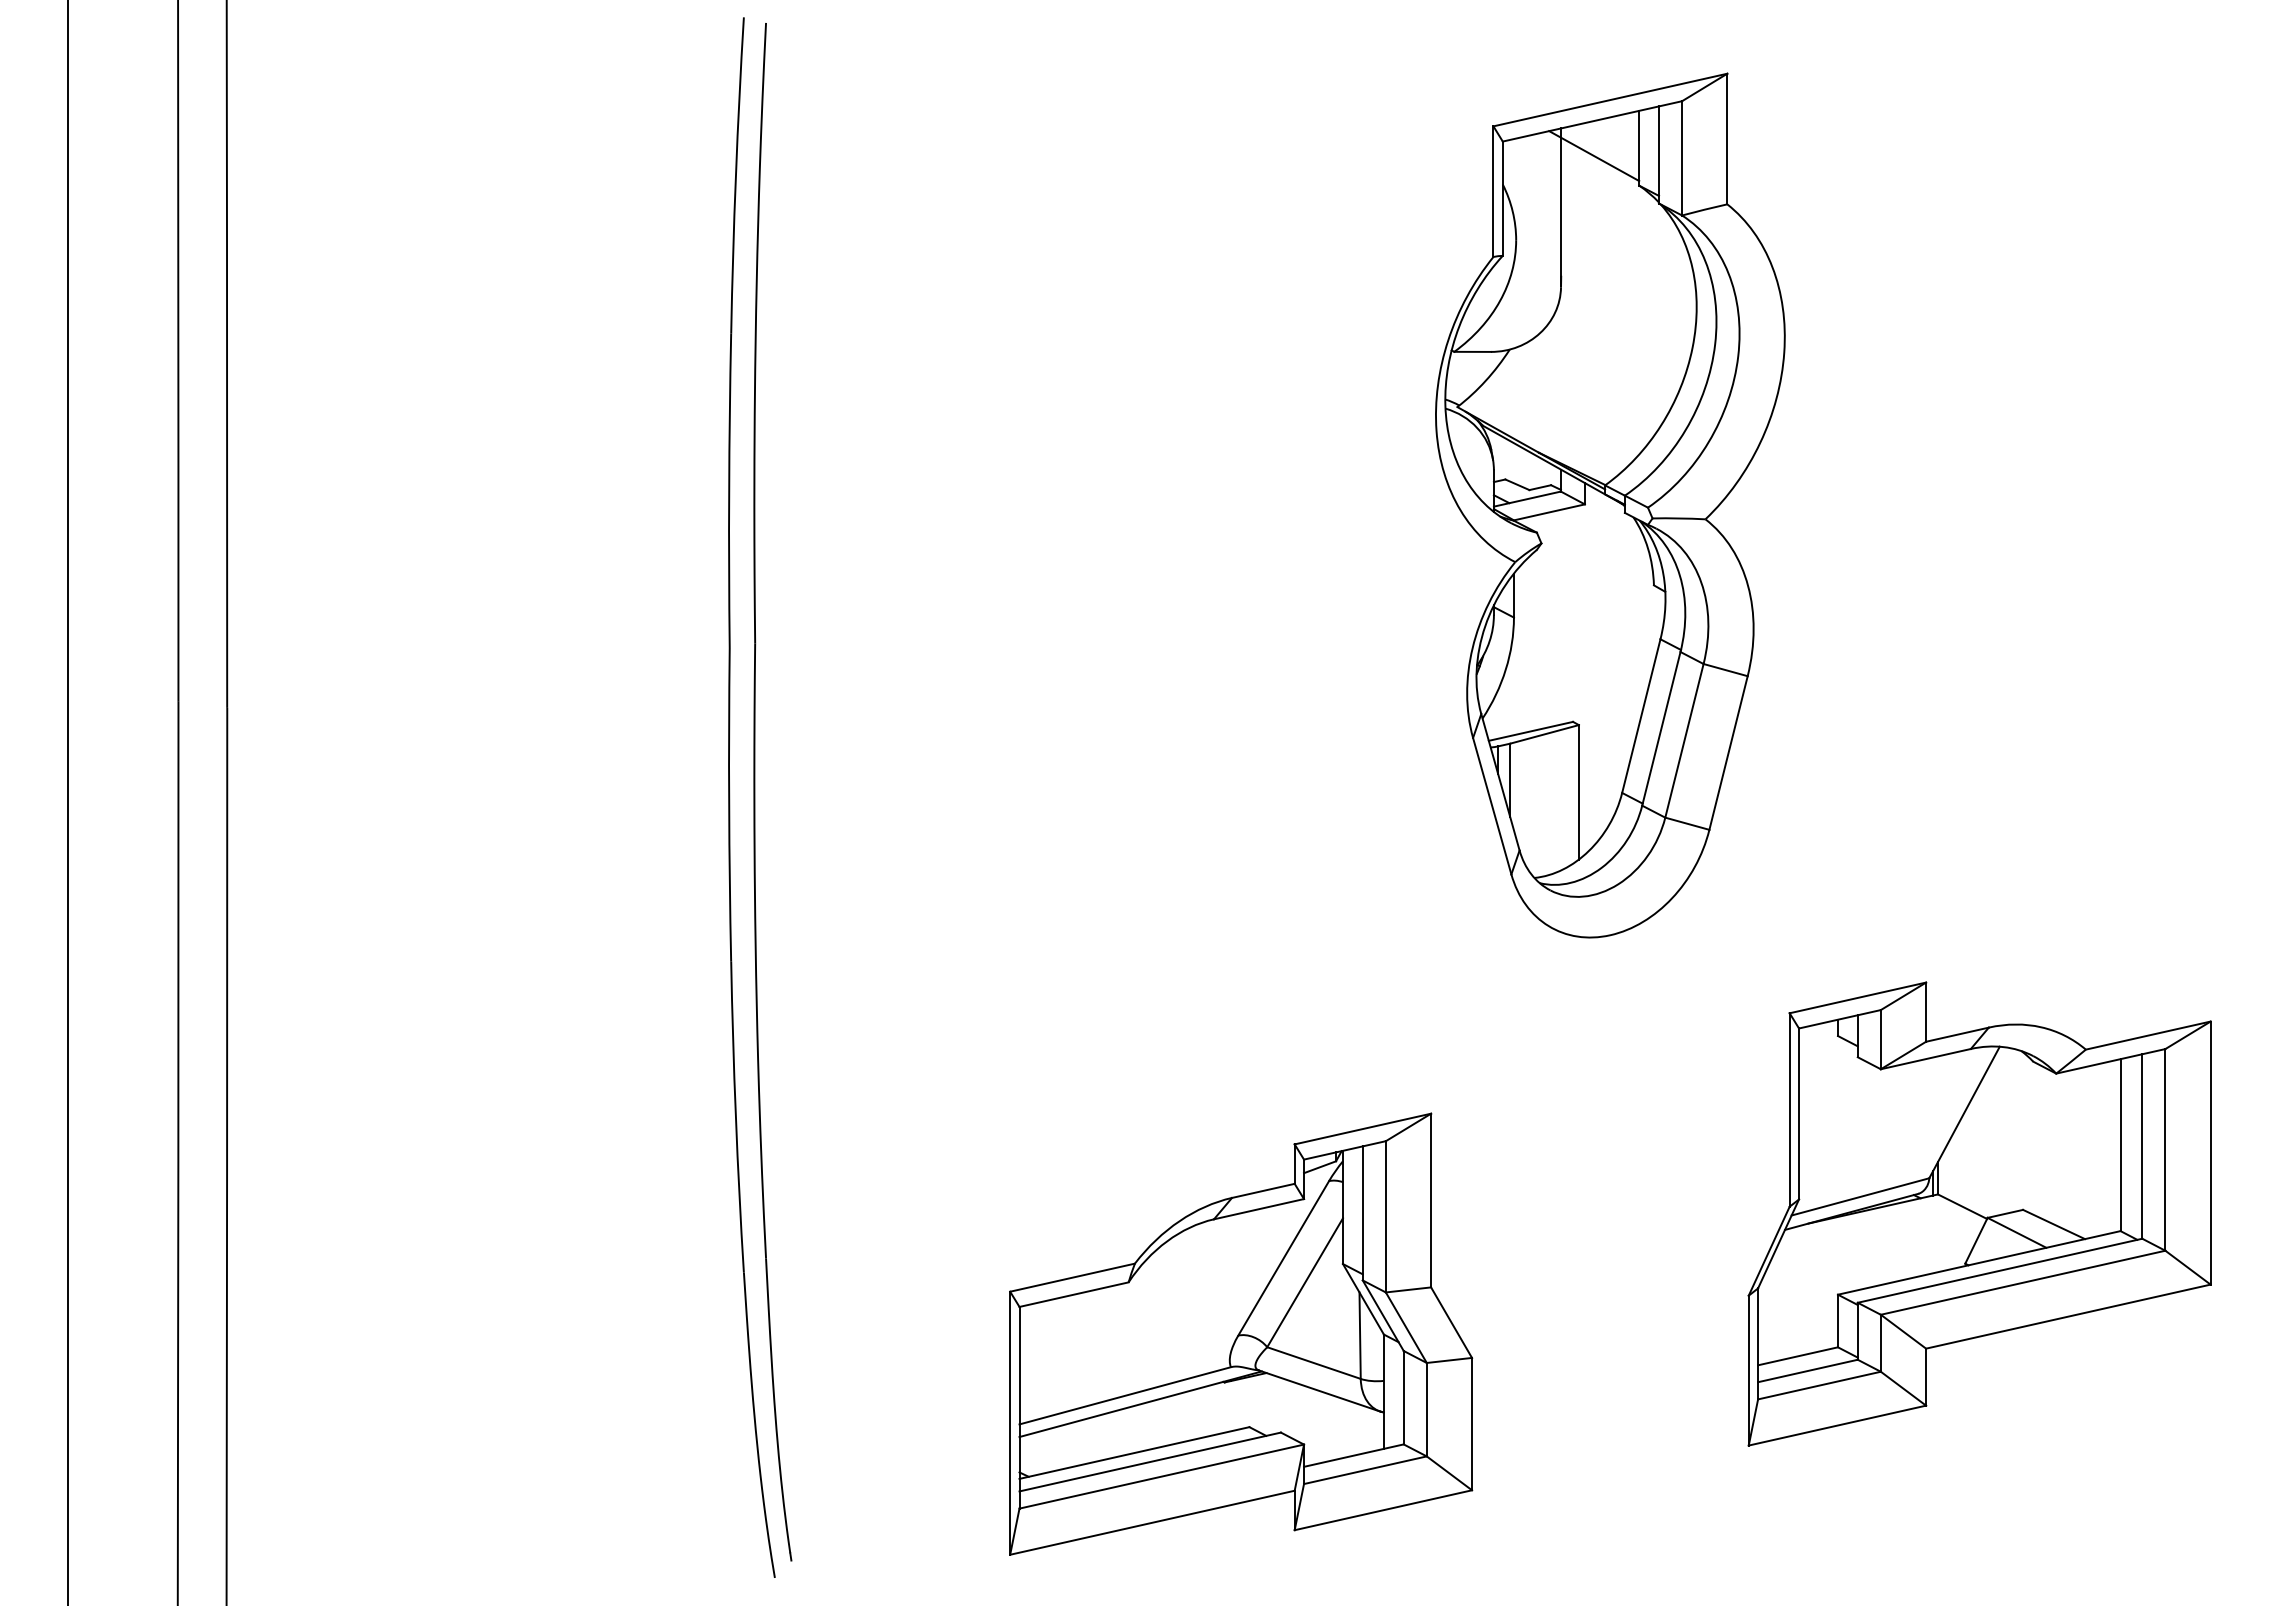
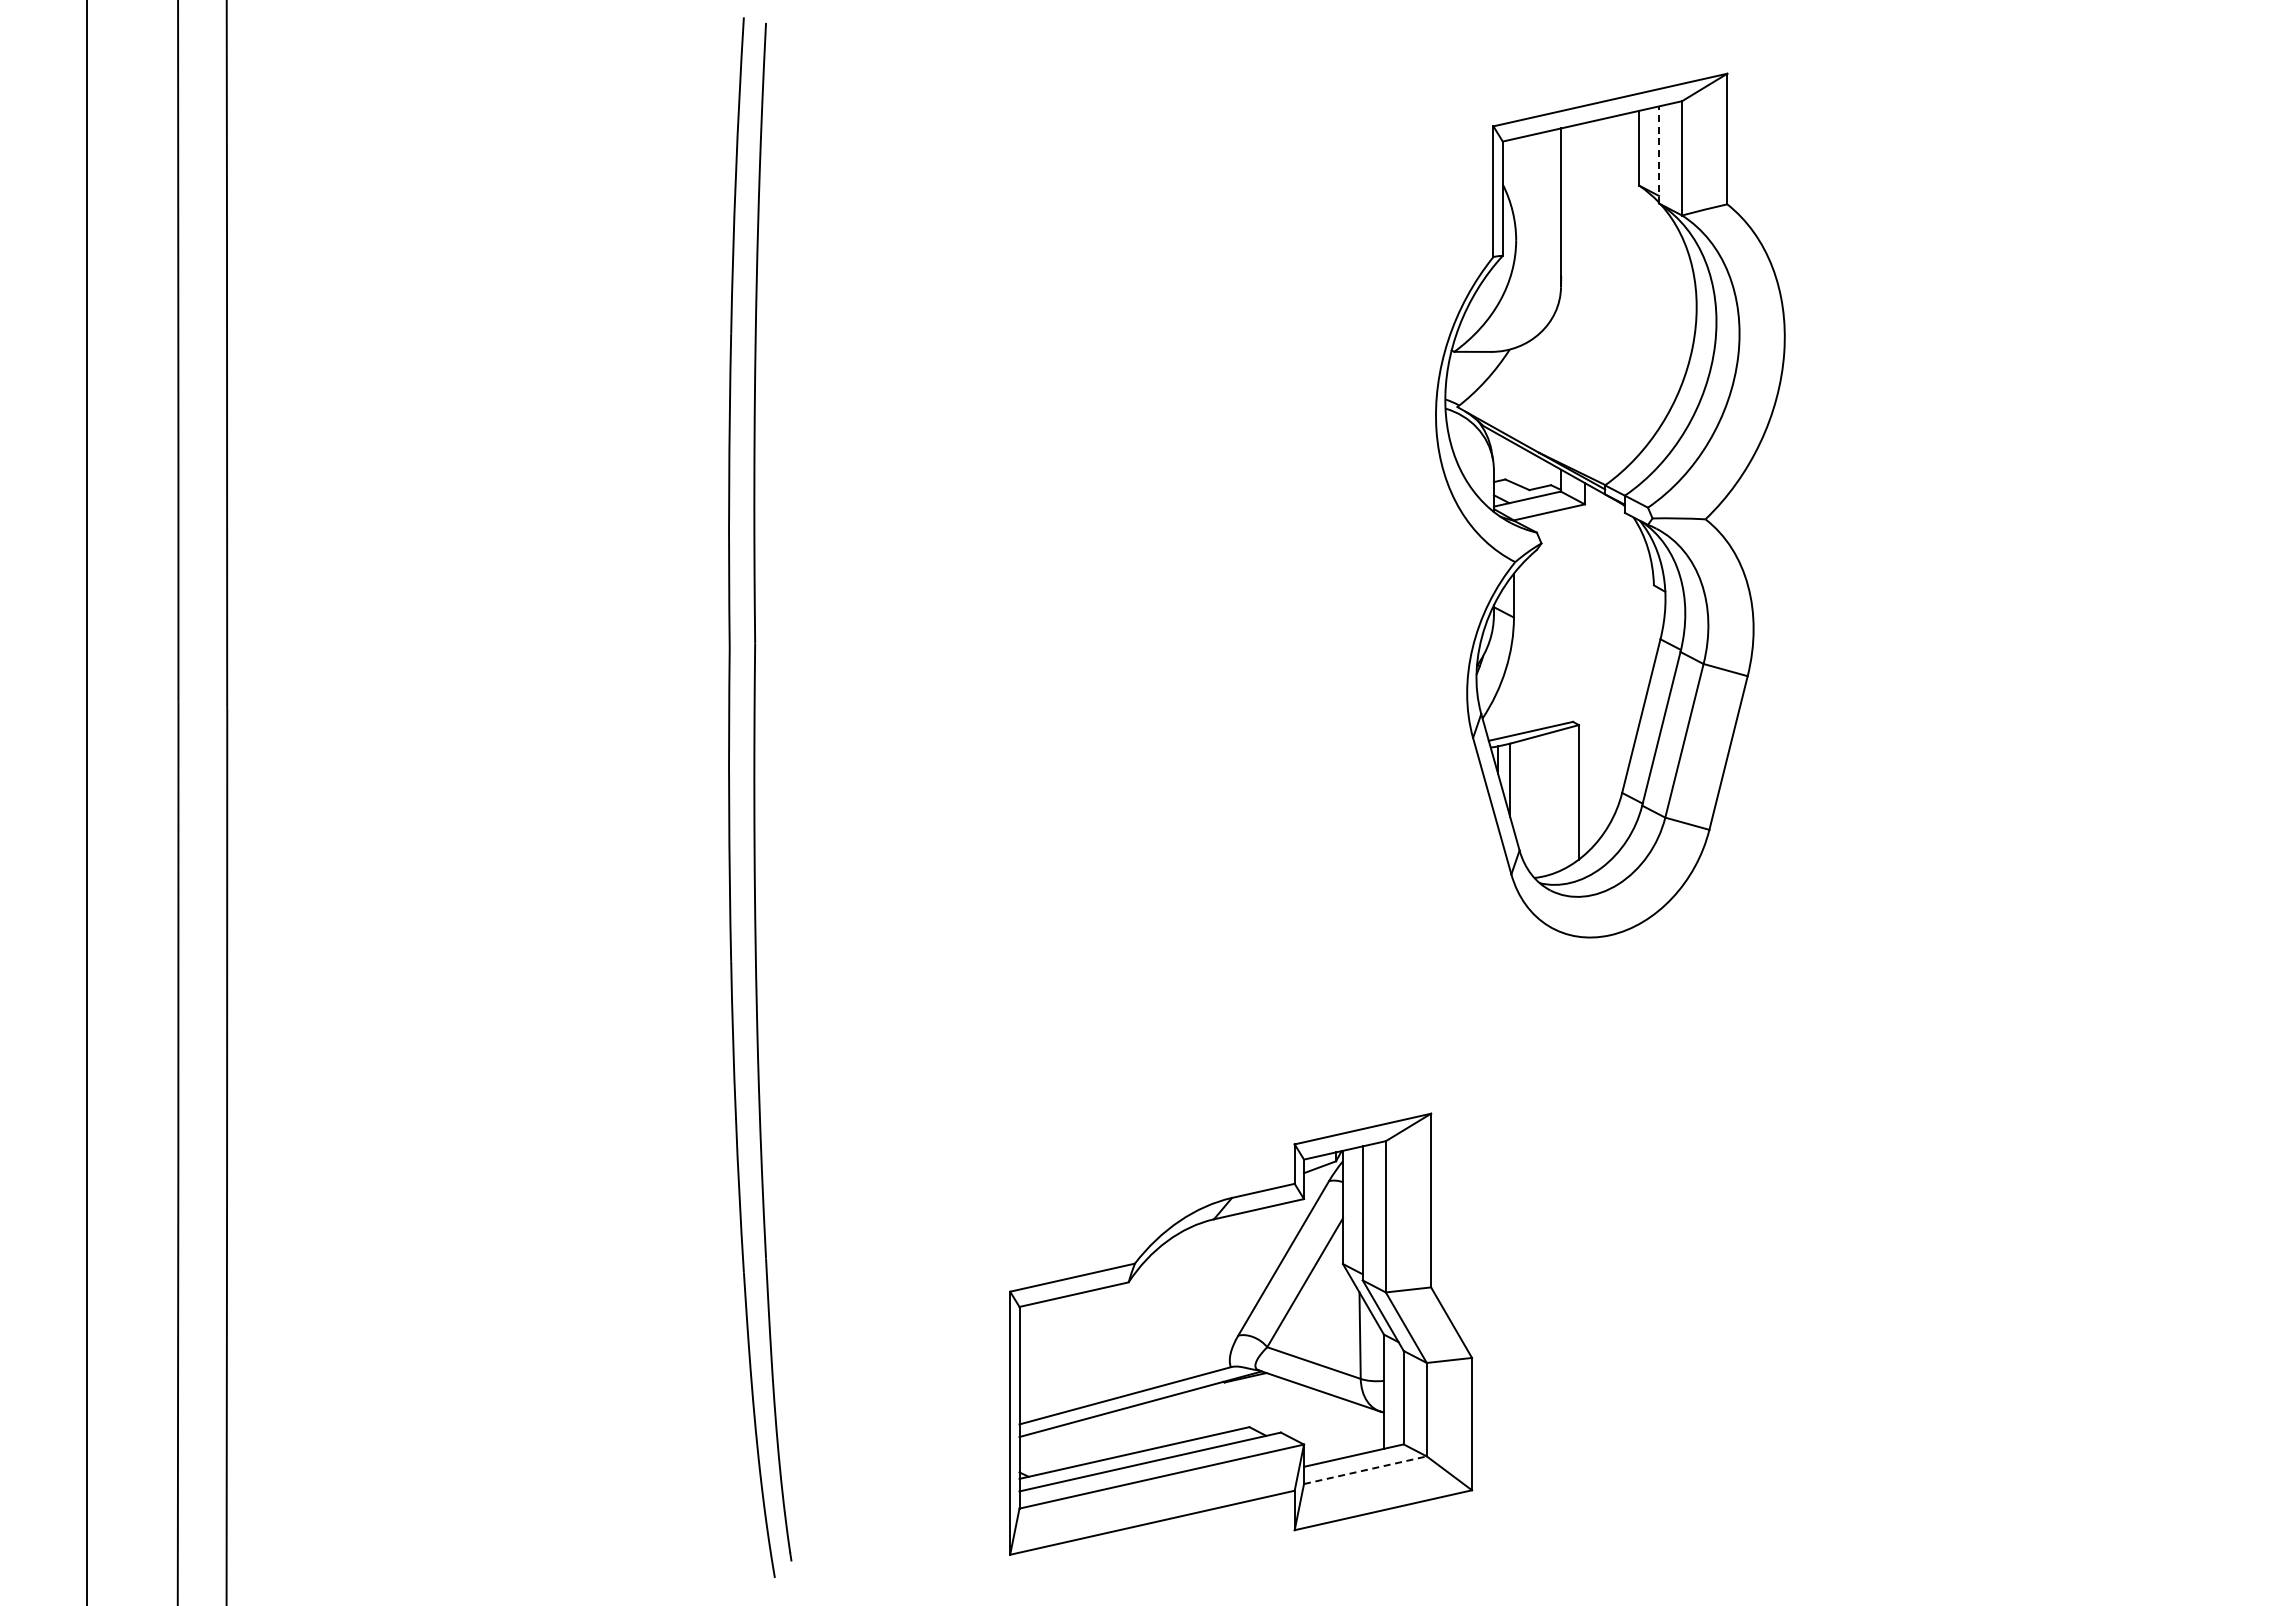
line: solid -> dashed (1659, 154)
line: present -> none (1594, 156)
line position: (68, 802) -> (87, 802) (87, 802)
part: present -> none (1979, 1213)
line: solid -> dashed (1365, 1470)
